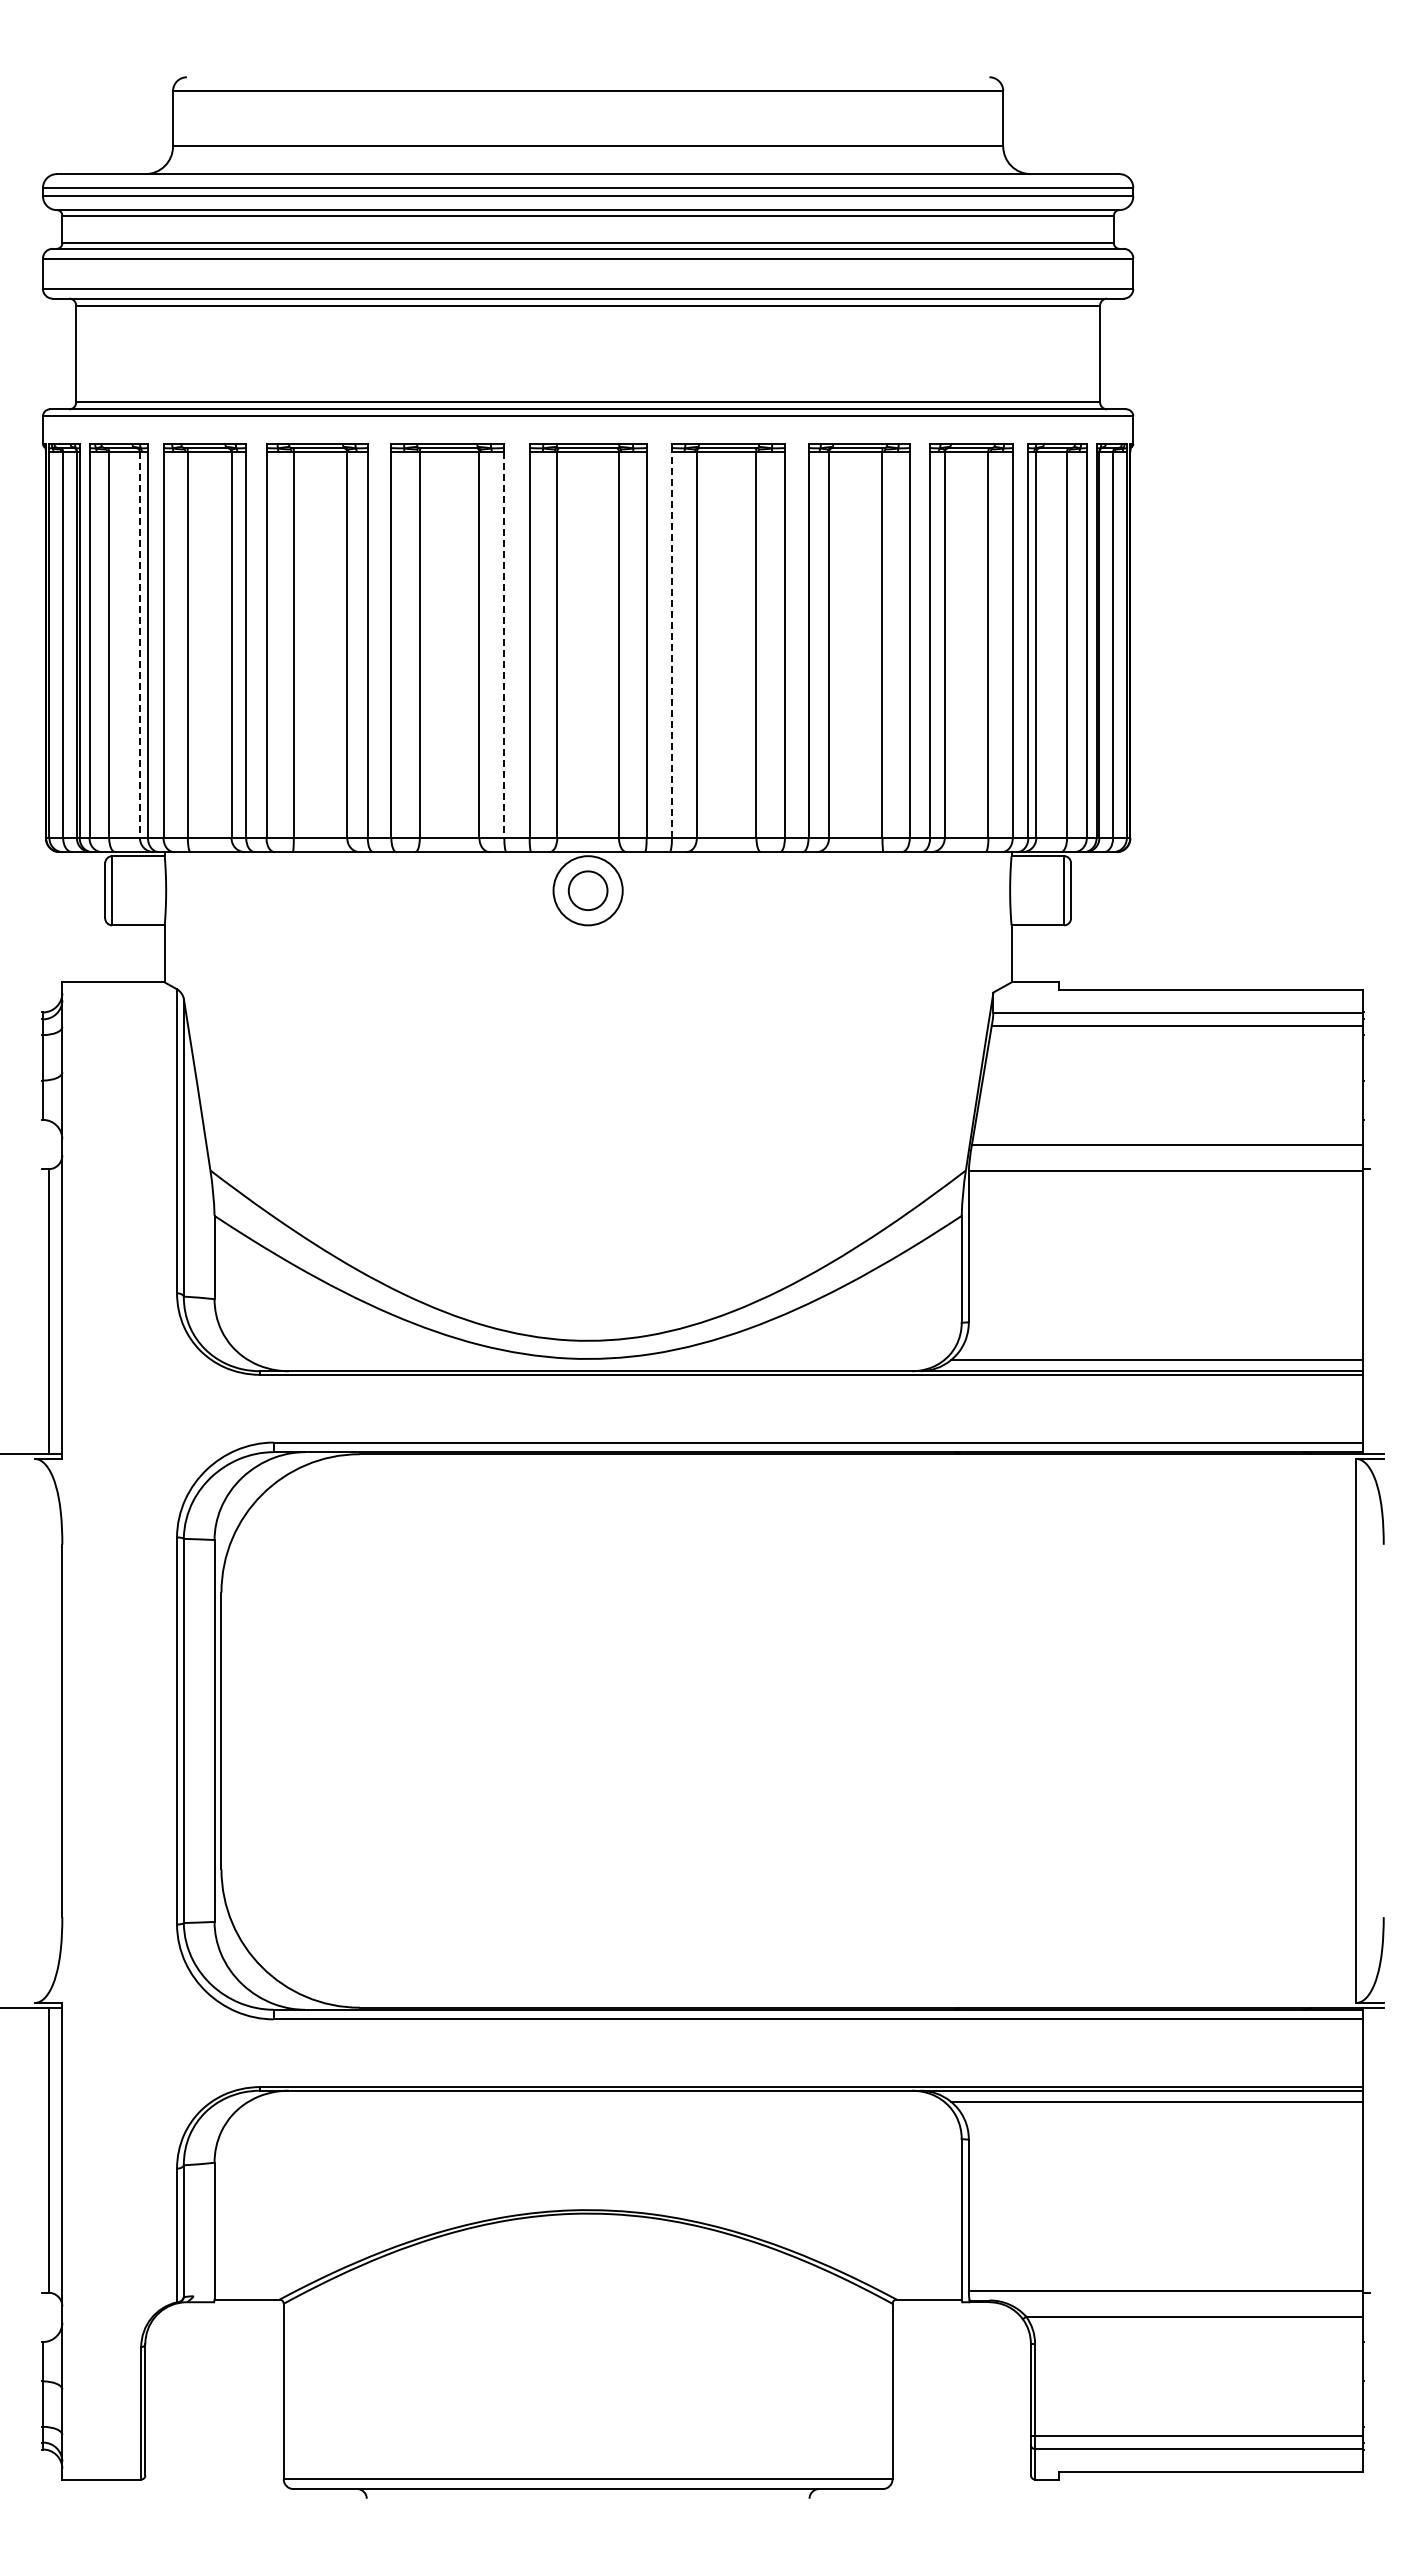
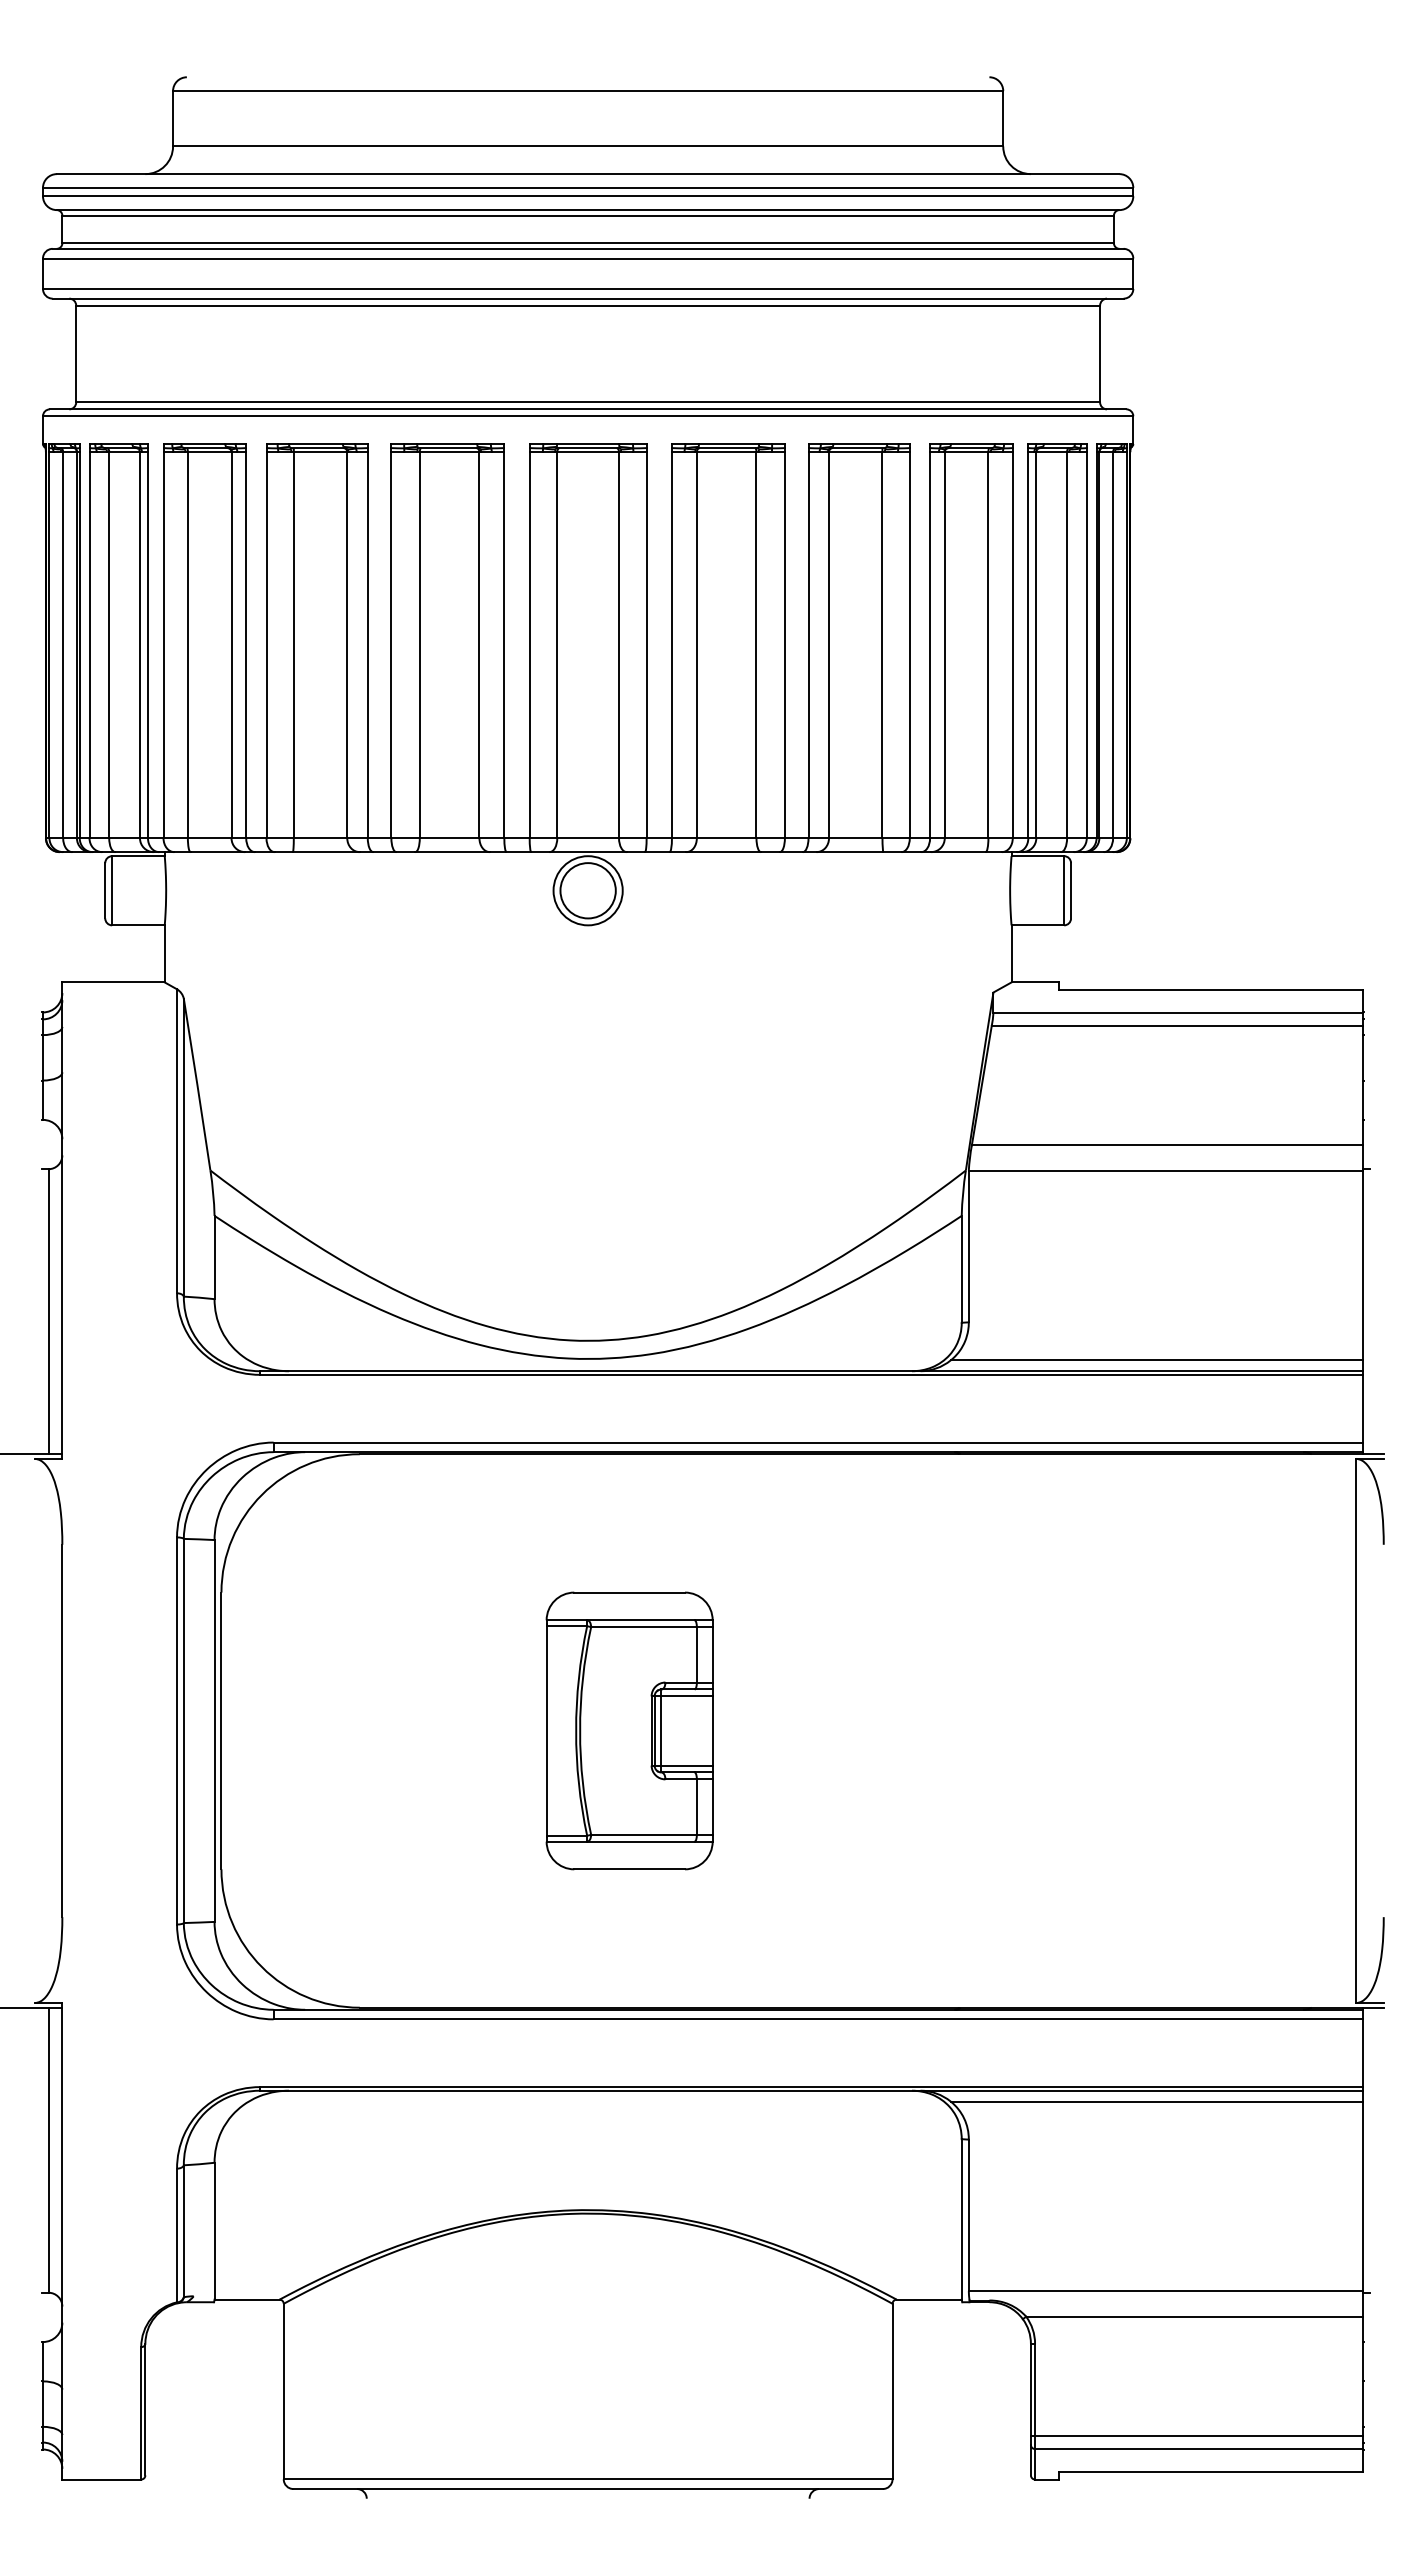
line: dashed -> solid (671, 644)
line: dashed -> solid (139, 645)
line: dashed -> solid (504, 645)
circle diameter: 39 px -> 55 px (587, 890)
part: none -> present (629, 1730)
